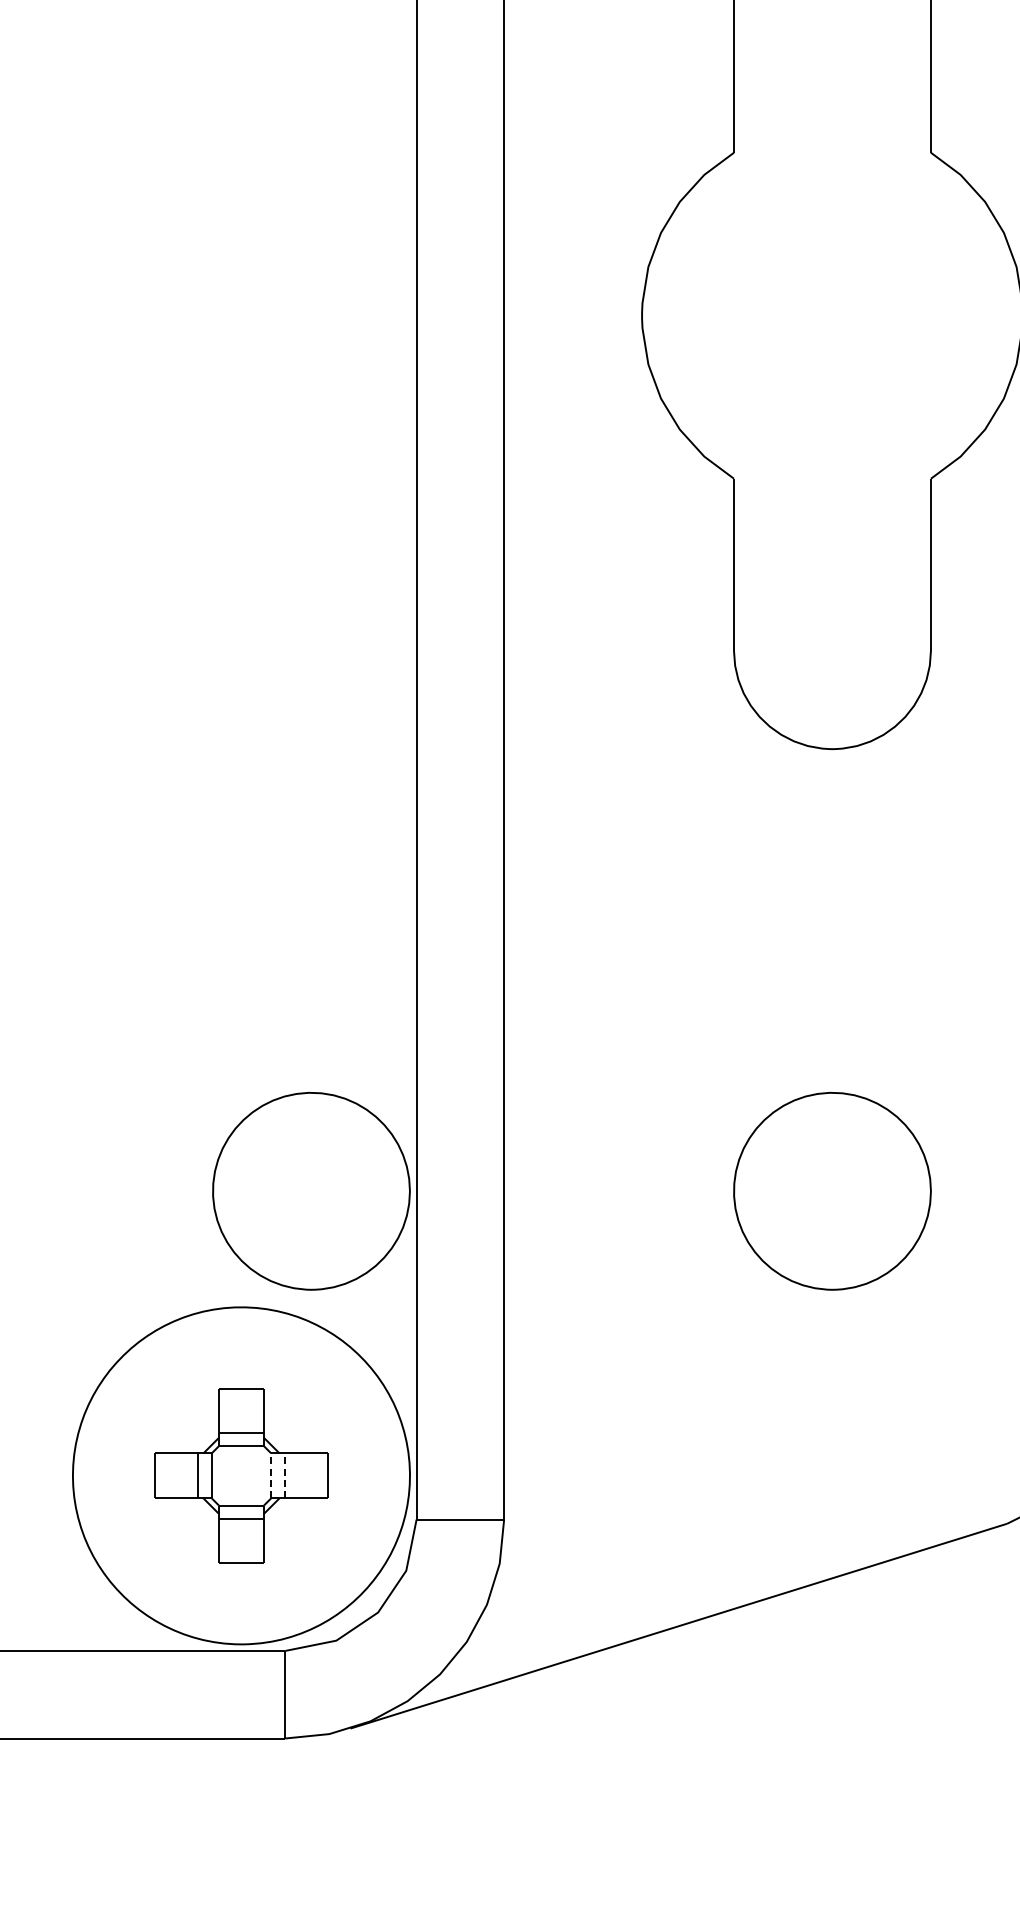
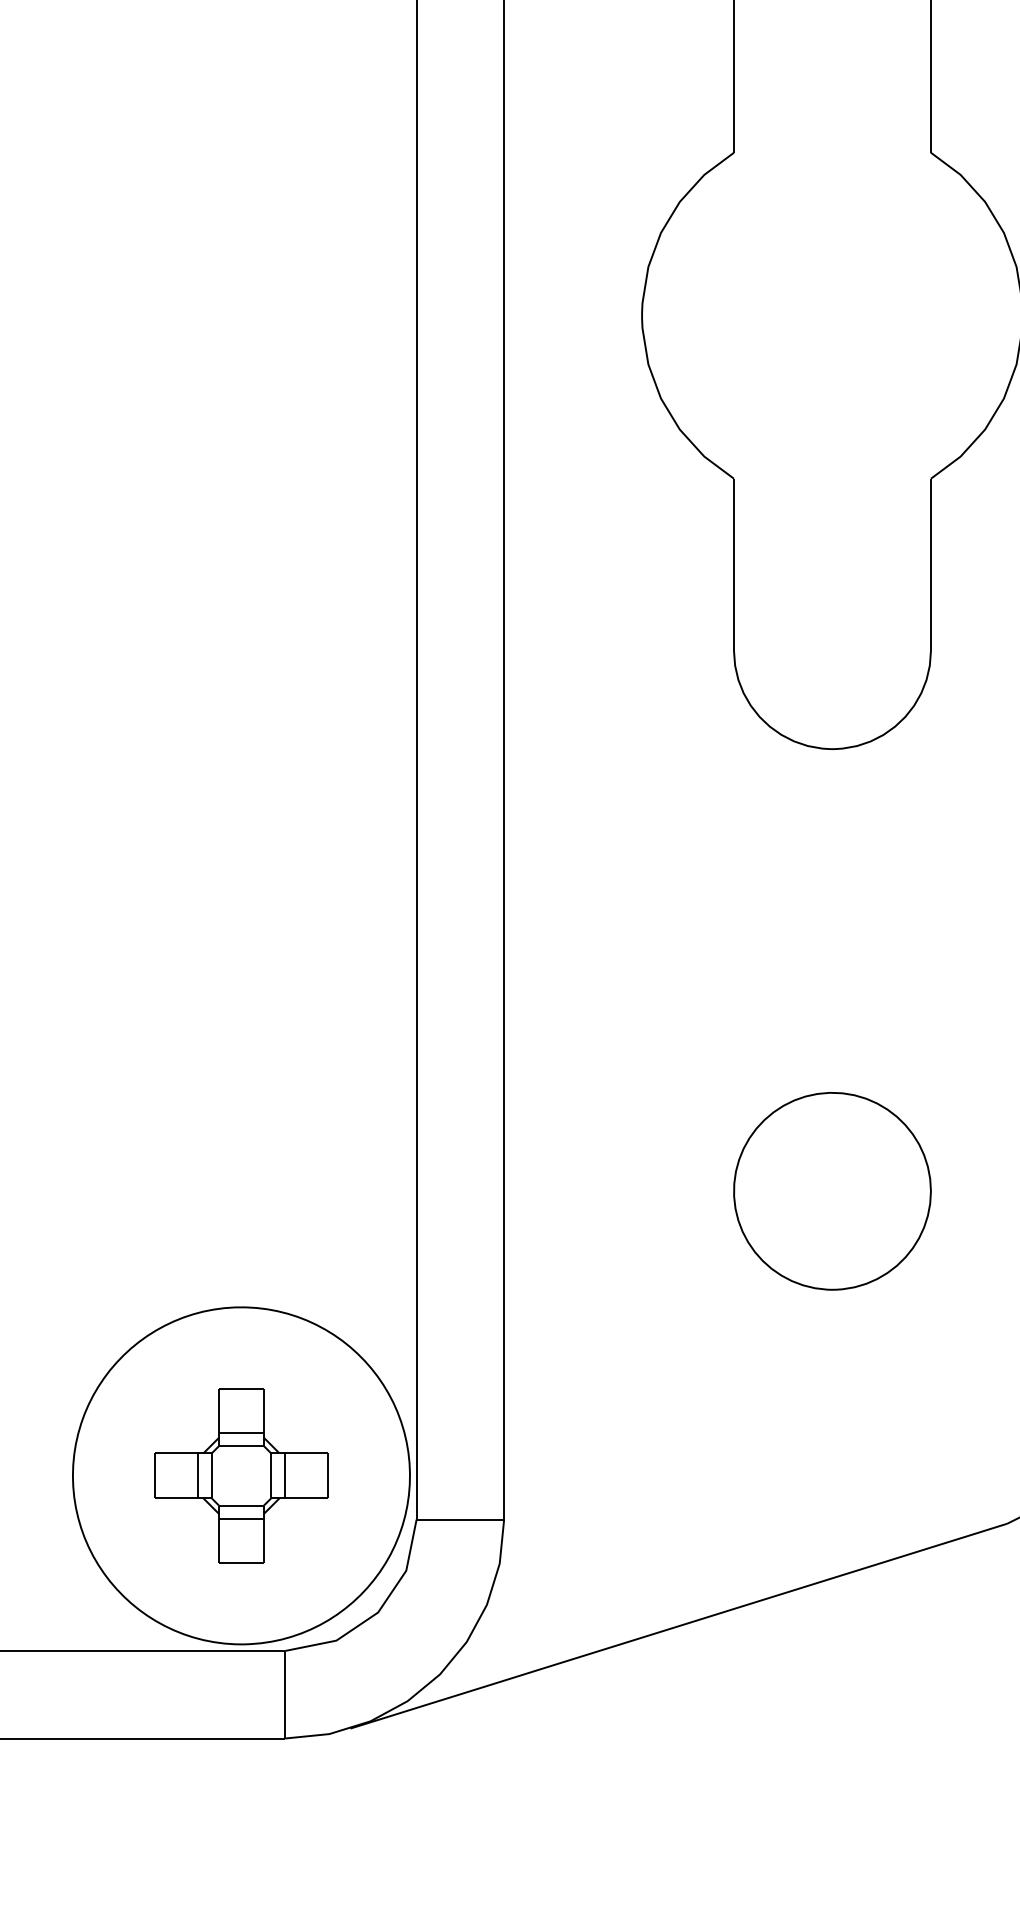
part: present -> none (311, 1190)
line: dashed -> solid (271, 1475)
line: dashed -> solid (284, 1475)
